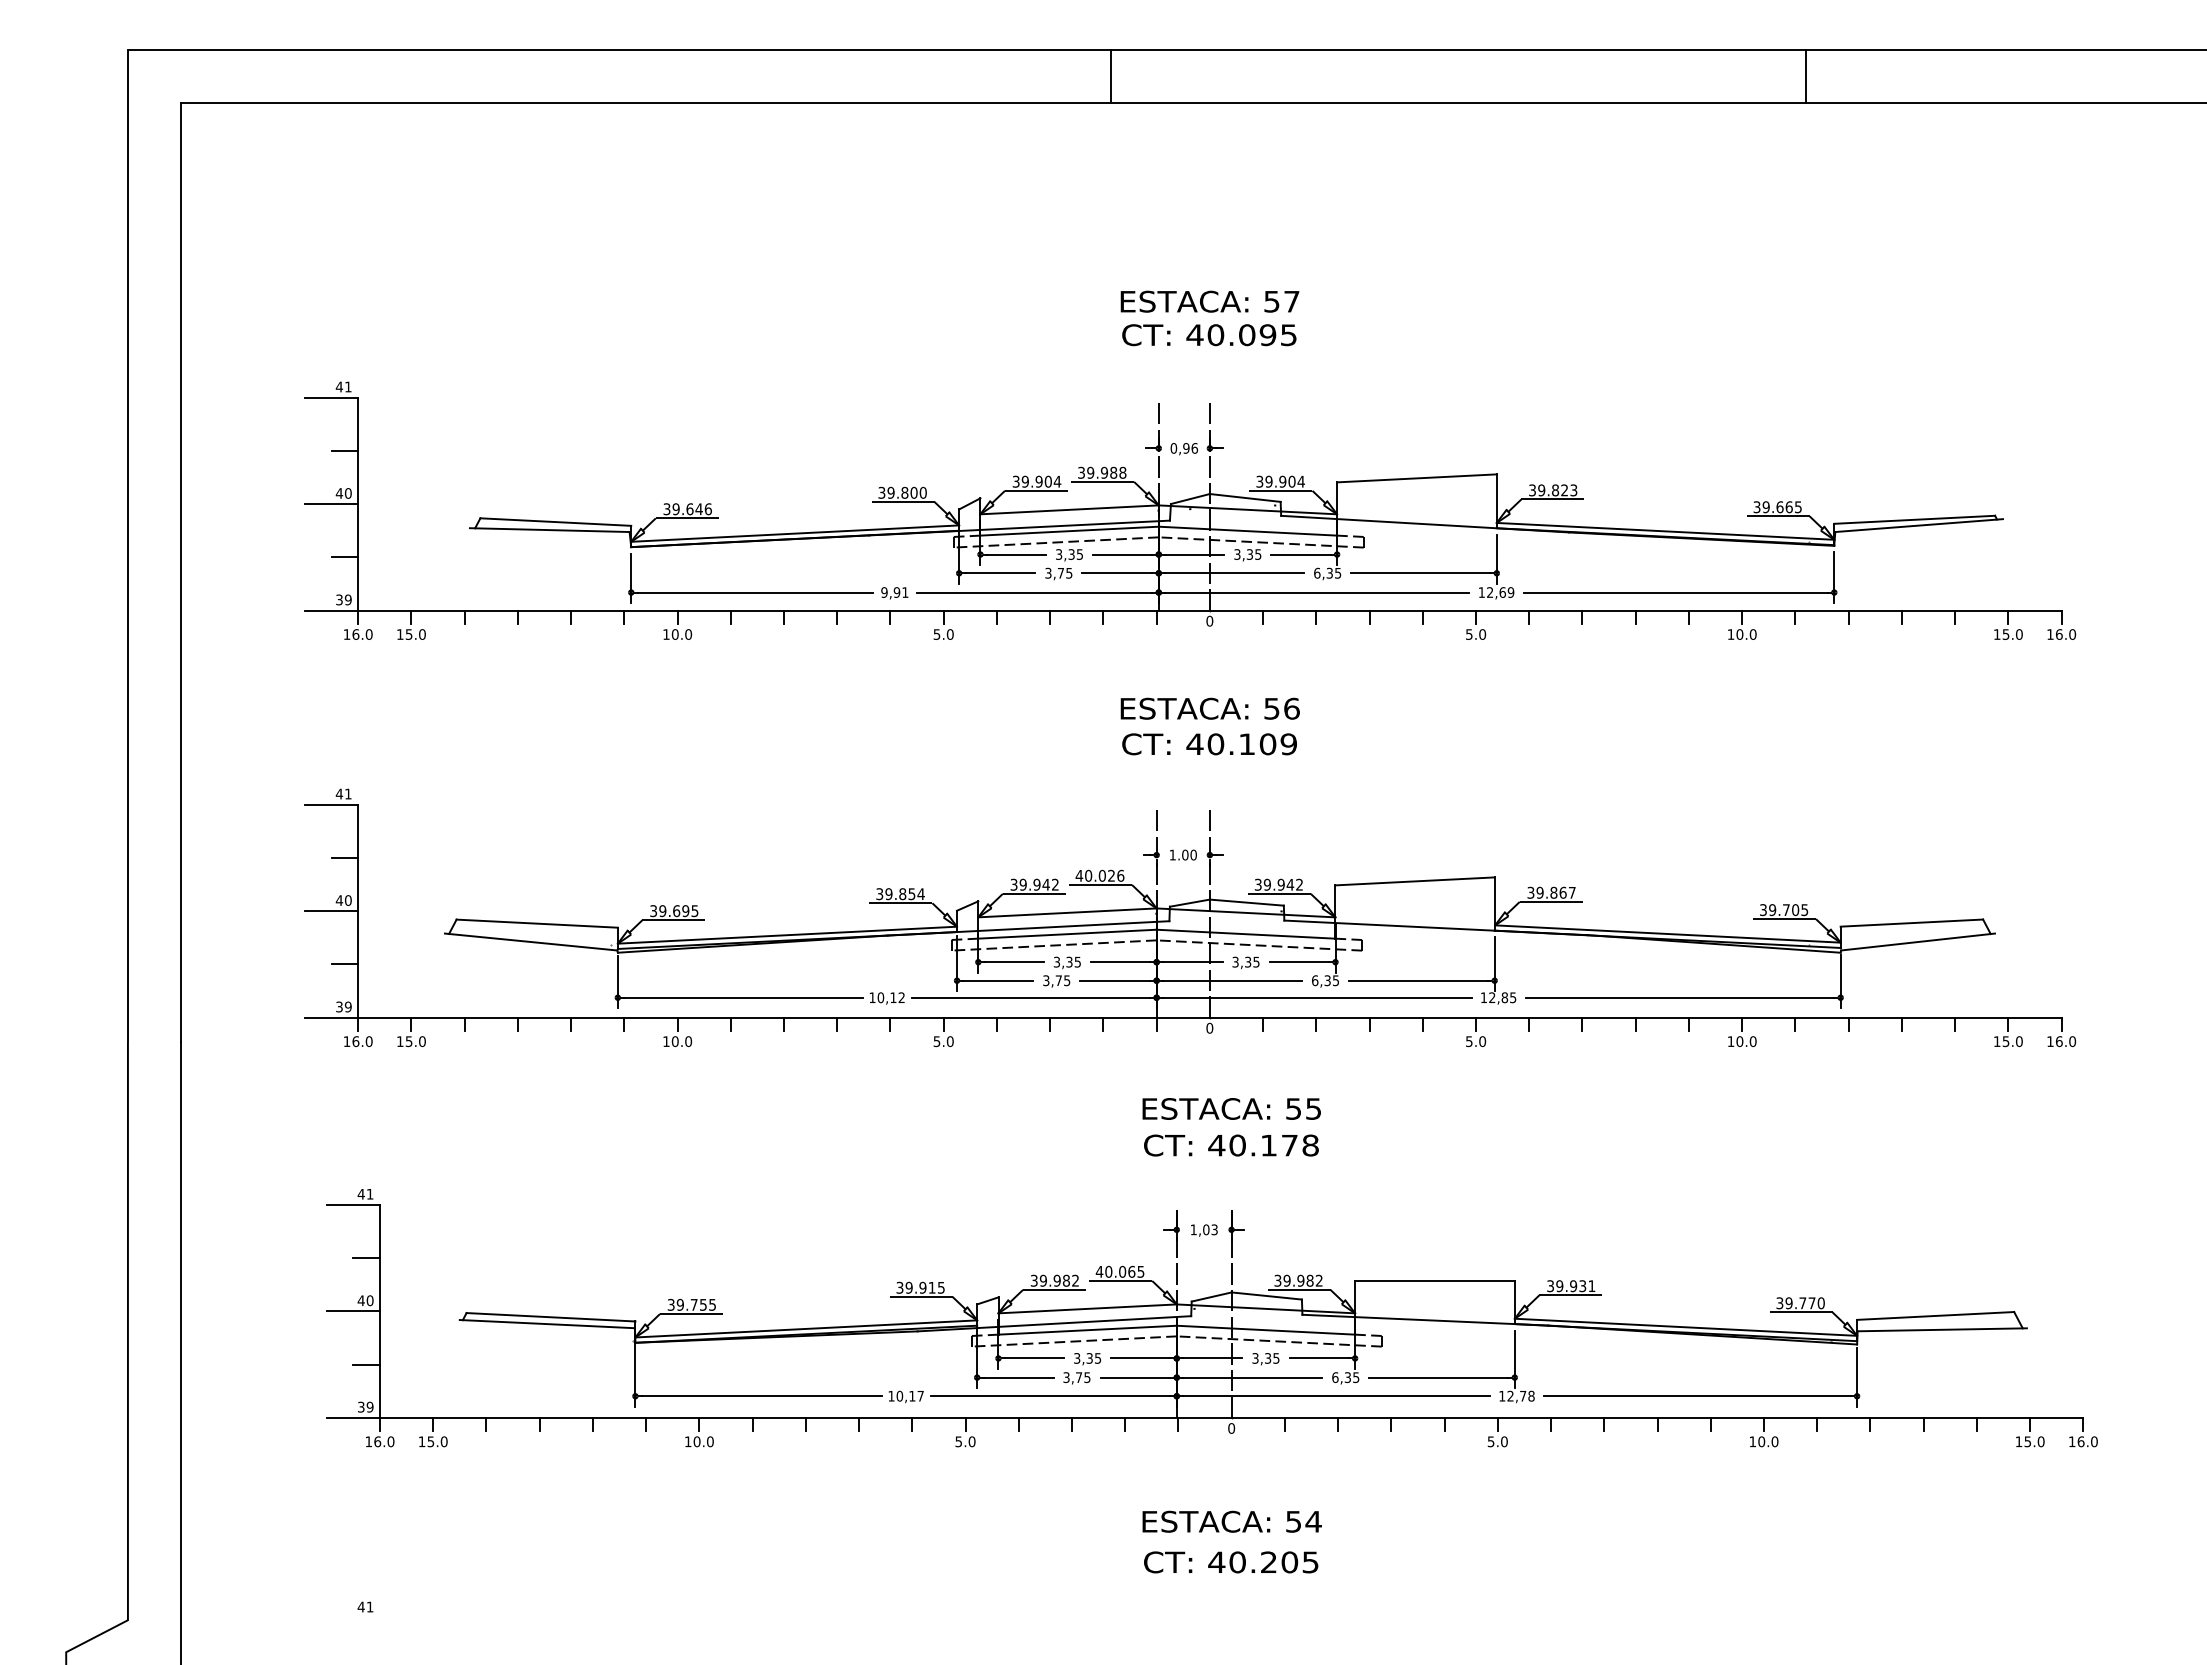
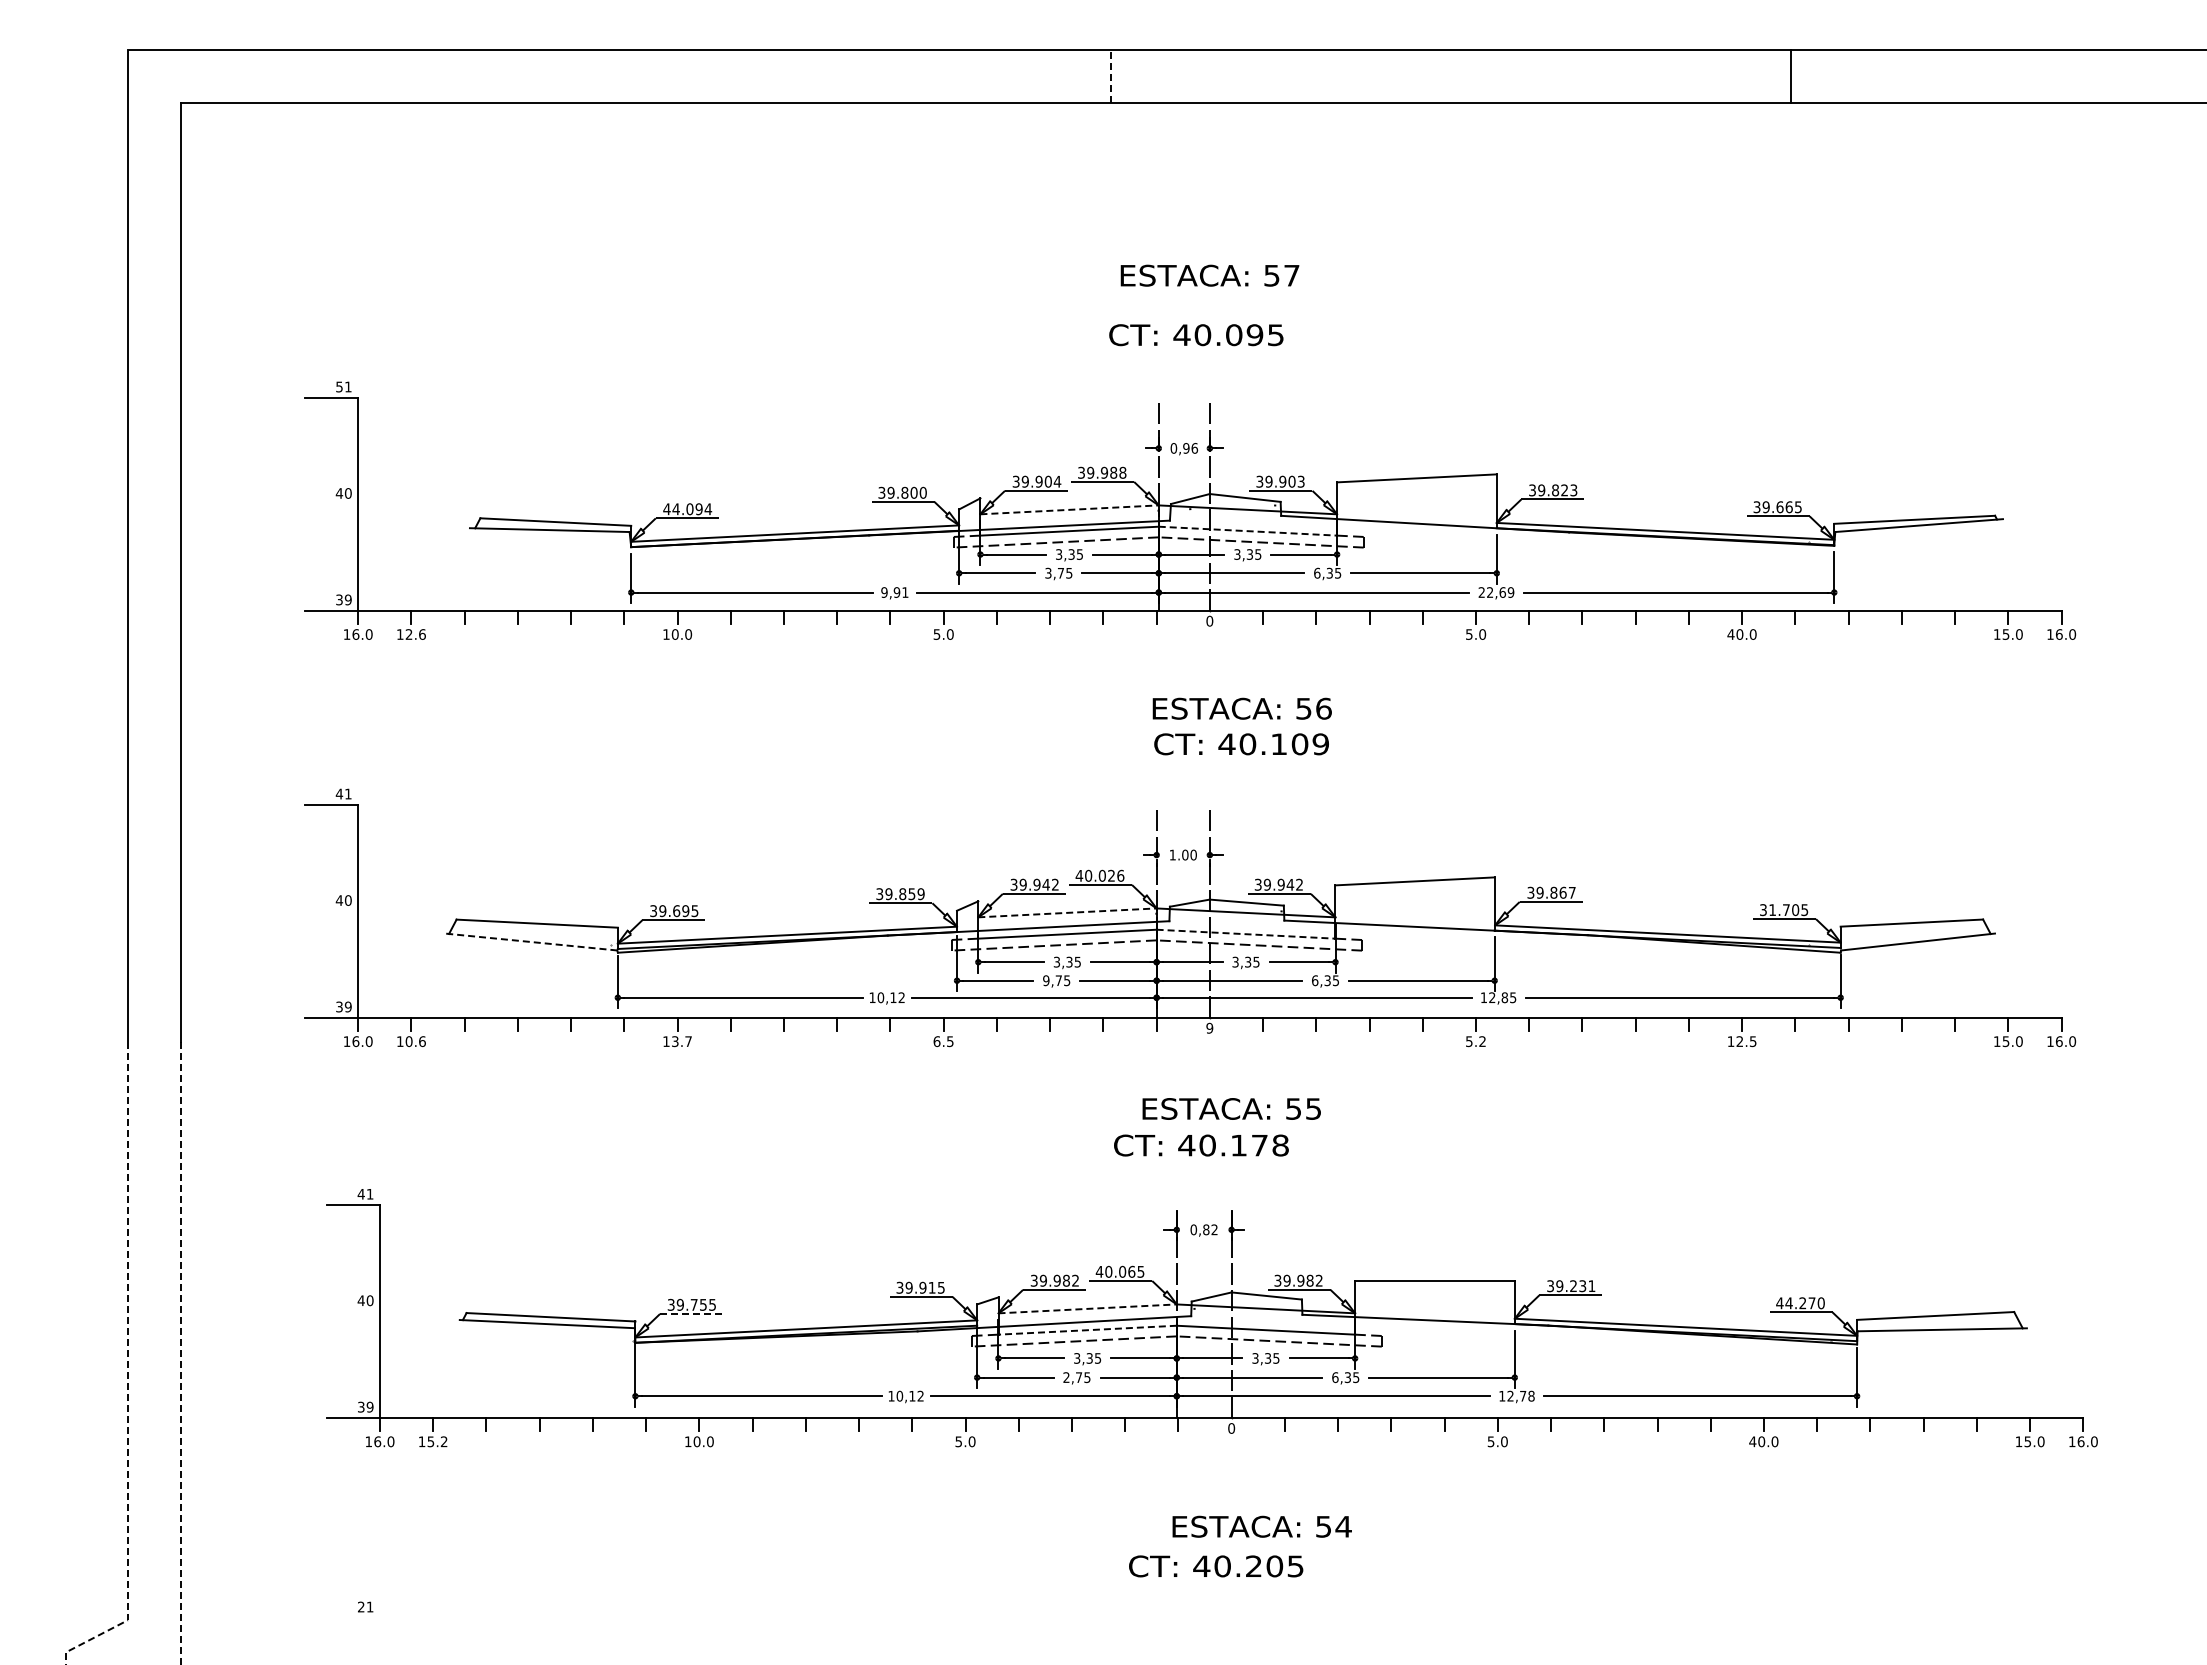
line: solid -> dashed (1111, 76)
line position: (1806, 76) -> (1791, 76) (1791, 76)
text position: (1209, 301) -> (1209, 275) (1209, 275)
text position: (1209, 335) -> (1196, 335) (1196, 335)
text: 41 -> 51 (339, 386)
line: present -> none (344, 450)
text: 39.904 -> 39.903 (1300, 481)
line: present -> none (331, 504)
text: 39.646 -> 44.094 (687, 509)
line: solid -> dashed (1070, 509)
line: solid -> dashed (1248, 531)
line: present -> none (344, 557)
text: 12,69 -> 22,69 (1481, 592)
text: 15.0 -> 12.6 (415, 634)
text: 10.0 -> 40.0 (1730, 634)
text position: (1209, 708) -> (1241, 708) (1241, 708)
text position: (1209, 744) -> (1241, 744) (1241, 744)
line: present -> none (344, 857)
text: 39.854 -> 39.859 (920, 894)
text: 39.705 -> 31.705 (1772, 910)
line: present -> none (331, 911)
line: solid -> dashed (1067, 912)
line: solid -> dashed (1246, 934)
line: solid -> dashed (531, 942)
line: present -> none (344, 964)
text: 3,75 -> 9,75 (1046, 980)
text: 0 -> 9 (1209, 1028)
text: 15.0 -> 10.6 (415, 1041)
text: 10.0 -> 13.7 (681, 1041)
text: 5.0 -> 6.5 (943, 1041)
text: 5.0 -> 5.2 (1482, 1041)
text: 10.0 -> 12.5 (1746, 1041)
text position: (1231, 1145) -> (1201, 1145) (1201, 1145)
text: 1,03 -> 0,82 (1203, 1229)
line: present -> none (366, 1258)
text: 39.931 -> 39.231 (1573, 1286)
text: 39.770 -> 44.270 (1791, 1303)
line: solid -> dashed (1088, 1308)
line: present -> none (352, 1311)
line: solid -> dashed (691, 1314)
line: solid -> dashed (1087, 1330)
line: solid -> dashed (181, 1353)
line: present -> none (366, 1364)
line: solid -> dashed (127, 1373)
text: 3,75 -> 2,75 (1066, 1377)
text: 10,17 -> 10,12 (920, 1395)
text: 15.0 -> 15.2 (443, 1441)
text: 10.0 -> 40.0 (1752, 1441)
text position: (1231, 1521) -> (1261, 1526) (1261, 1526)
text position: (1231, 1562) -> (1216, 1566) (1216, 1566)
text: 41 -> 21 (360, 1606)
